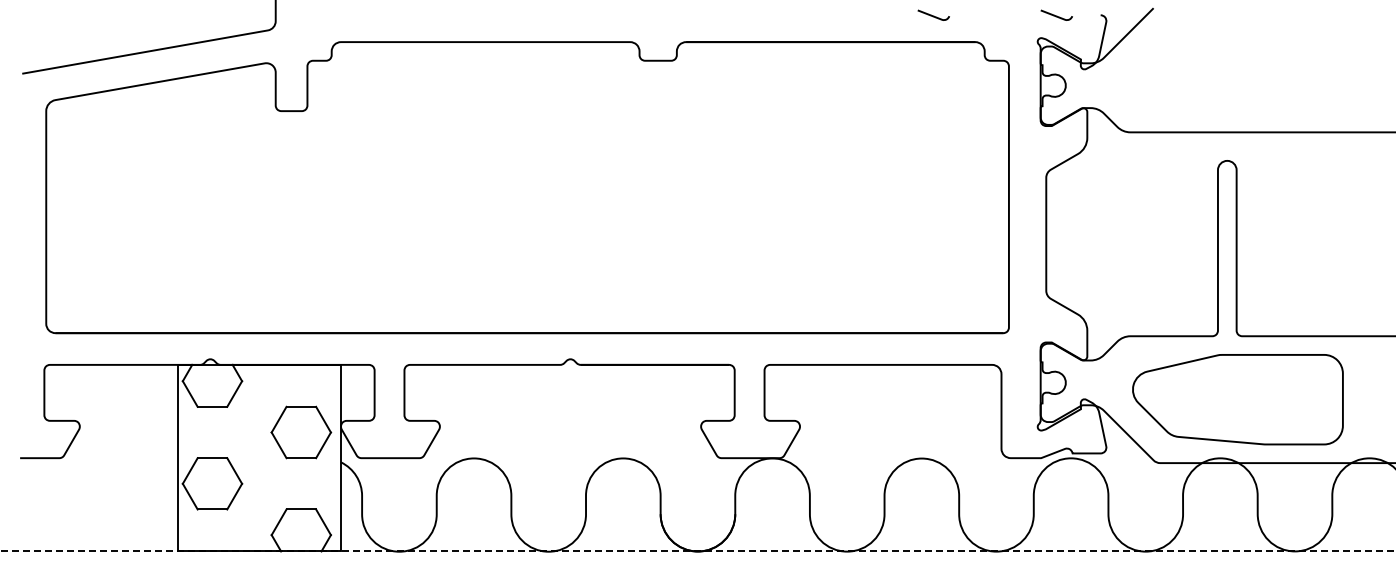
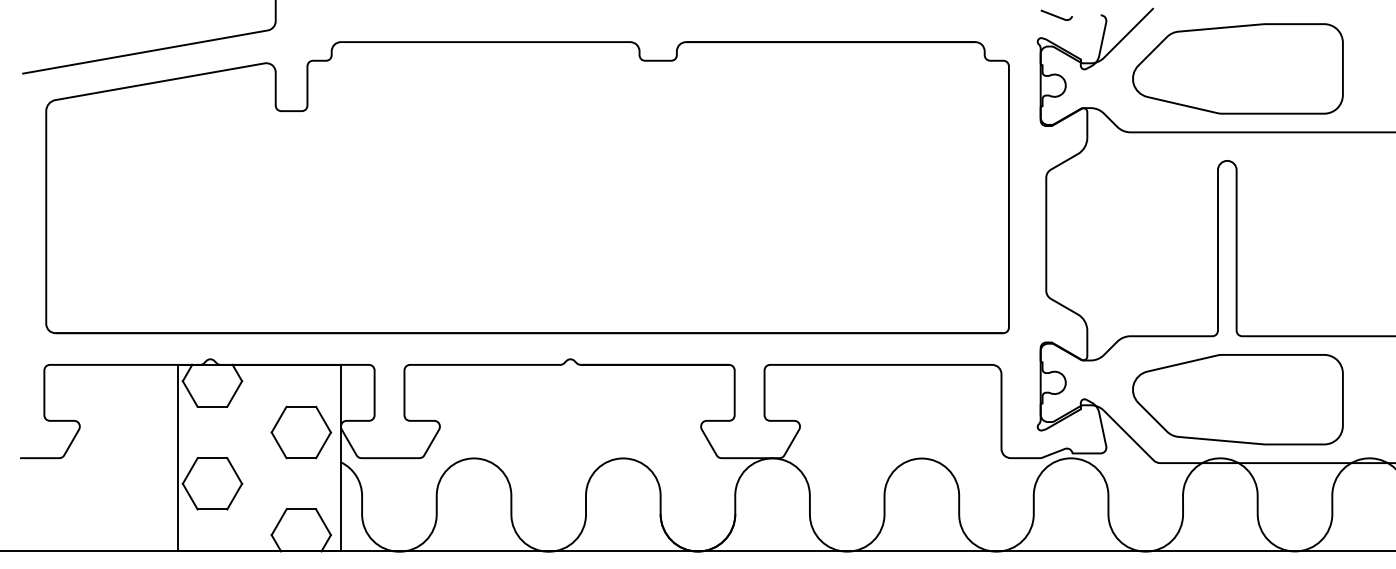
curve: present -> none (933, 15)
part: none -> present (1237, 68)
line: dashed -> solid (698, 551)
